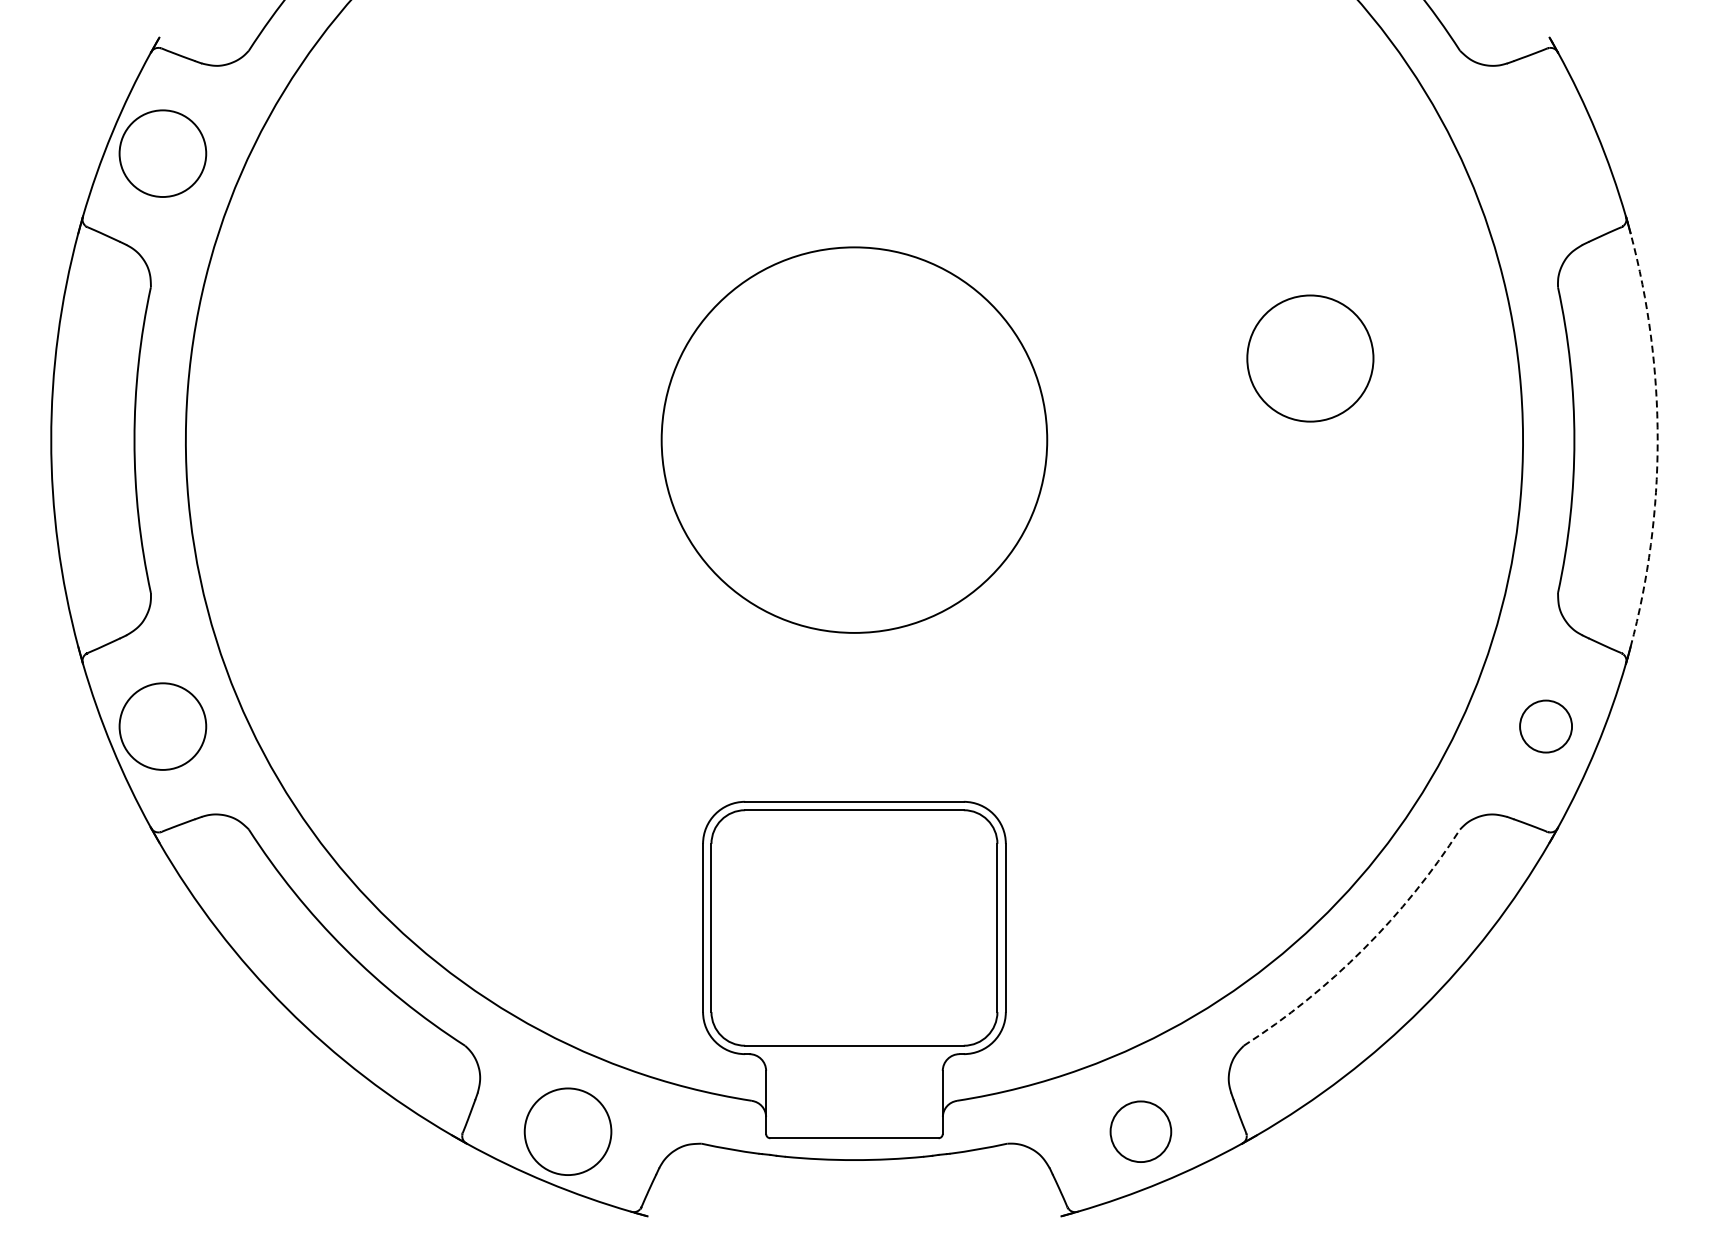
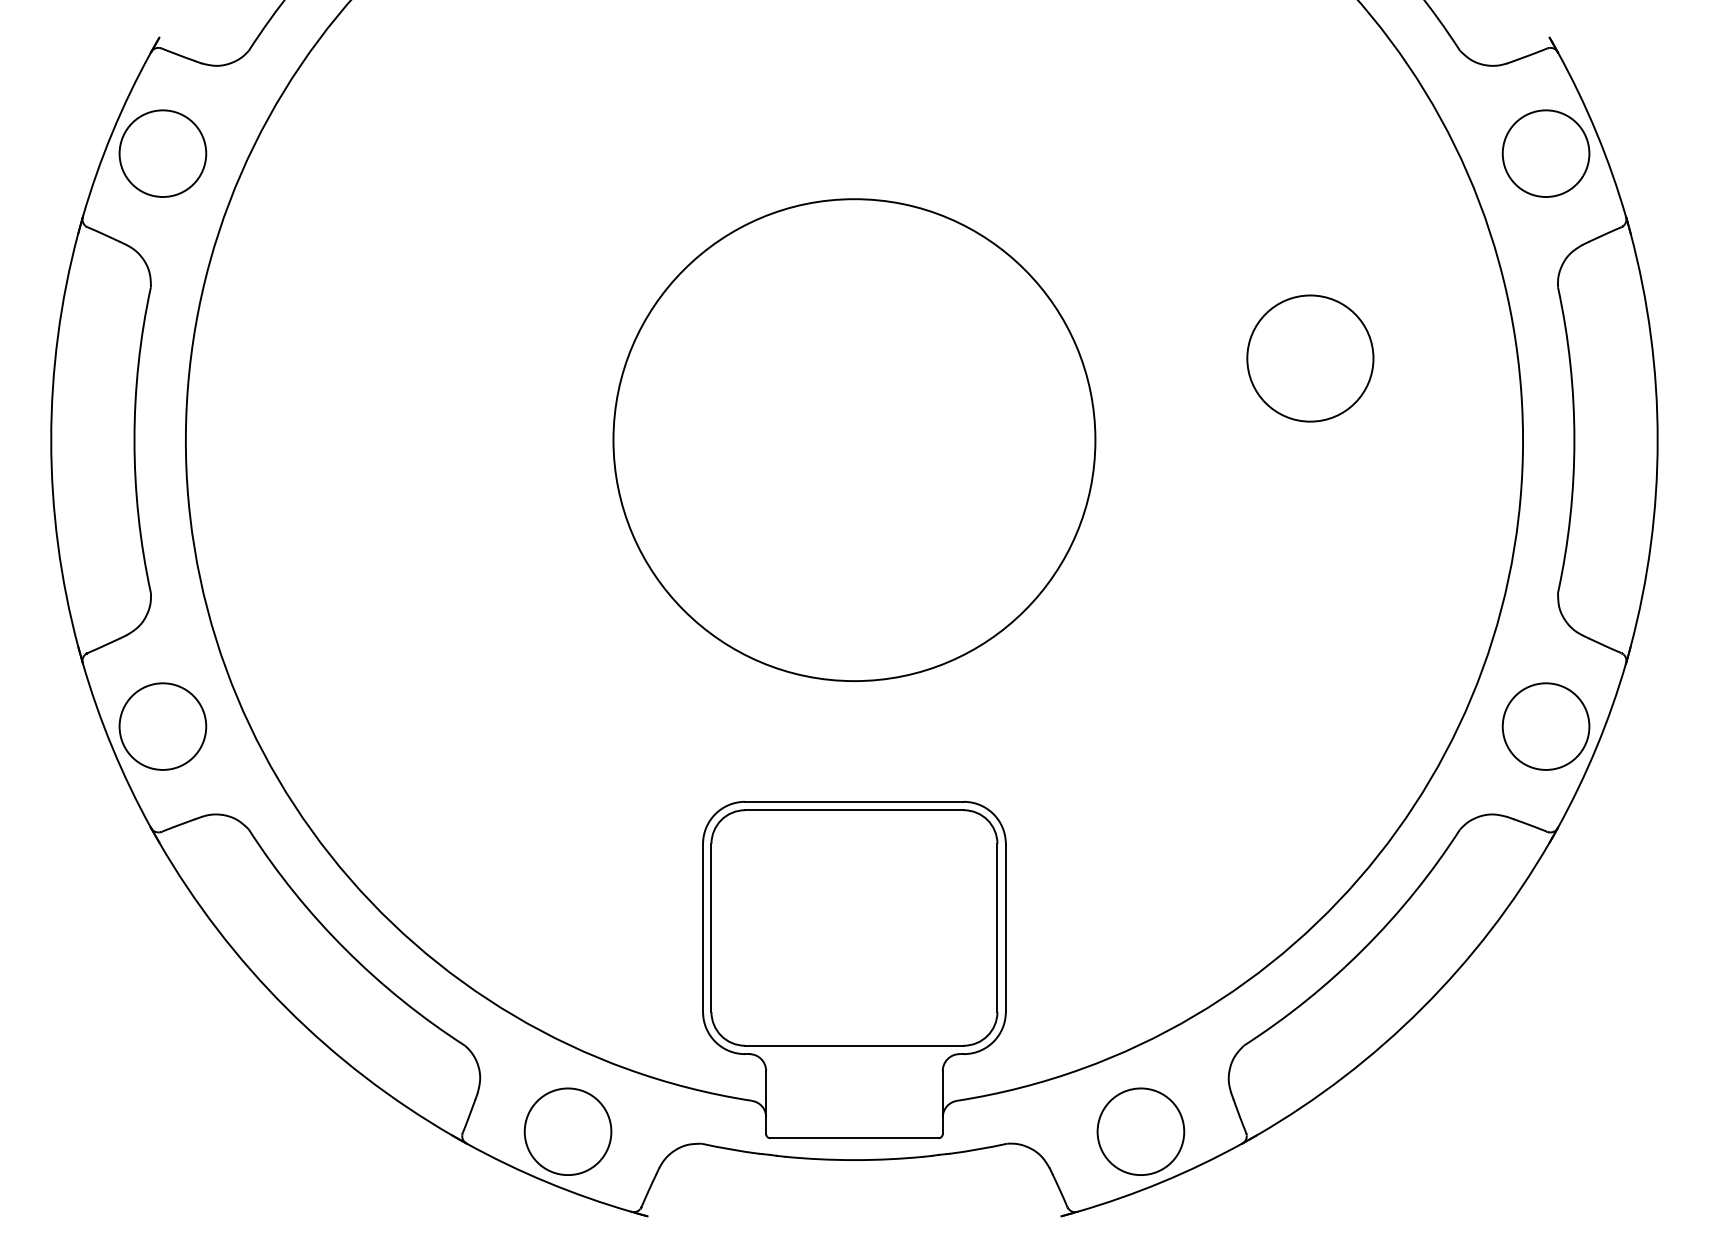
circle: none -> present (1545, 153)
circle diameter: 386 px -> 482 px (854, 440)
arc: dashed -> solid (1657, 440)
circle size: 54x55 px -> 90x89 px (1545, 726)
arc: dashed -> solid (1363, 949)
circle diameter: 61 px -> 87 px (1140, 1131)
